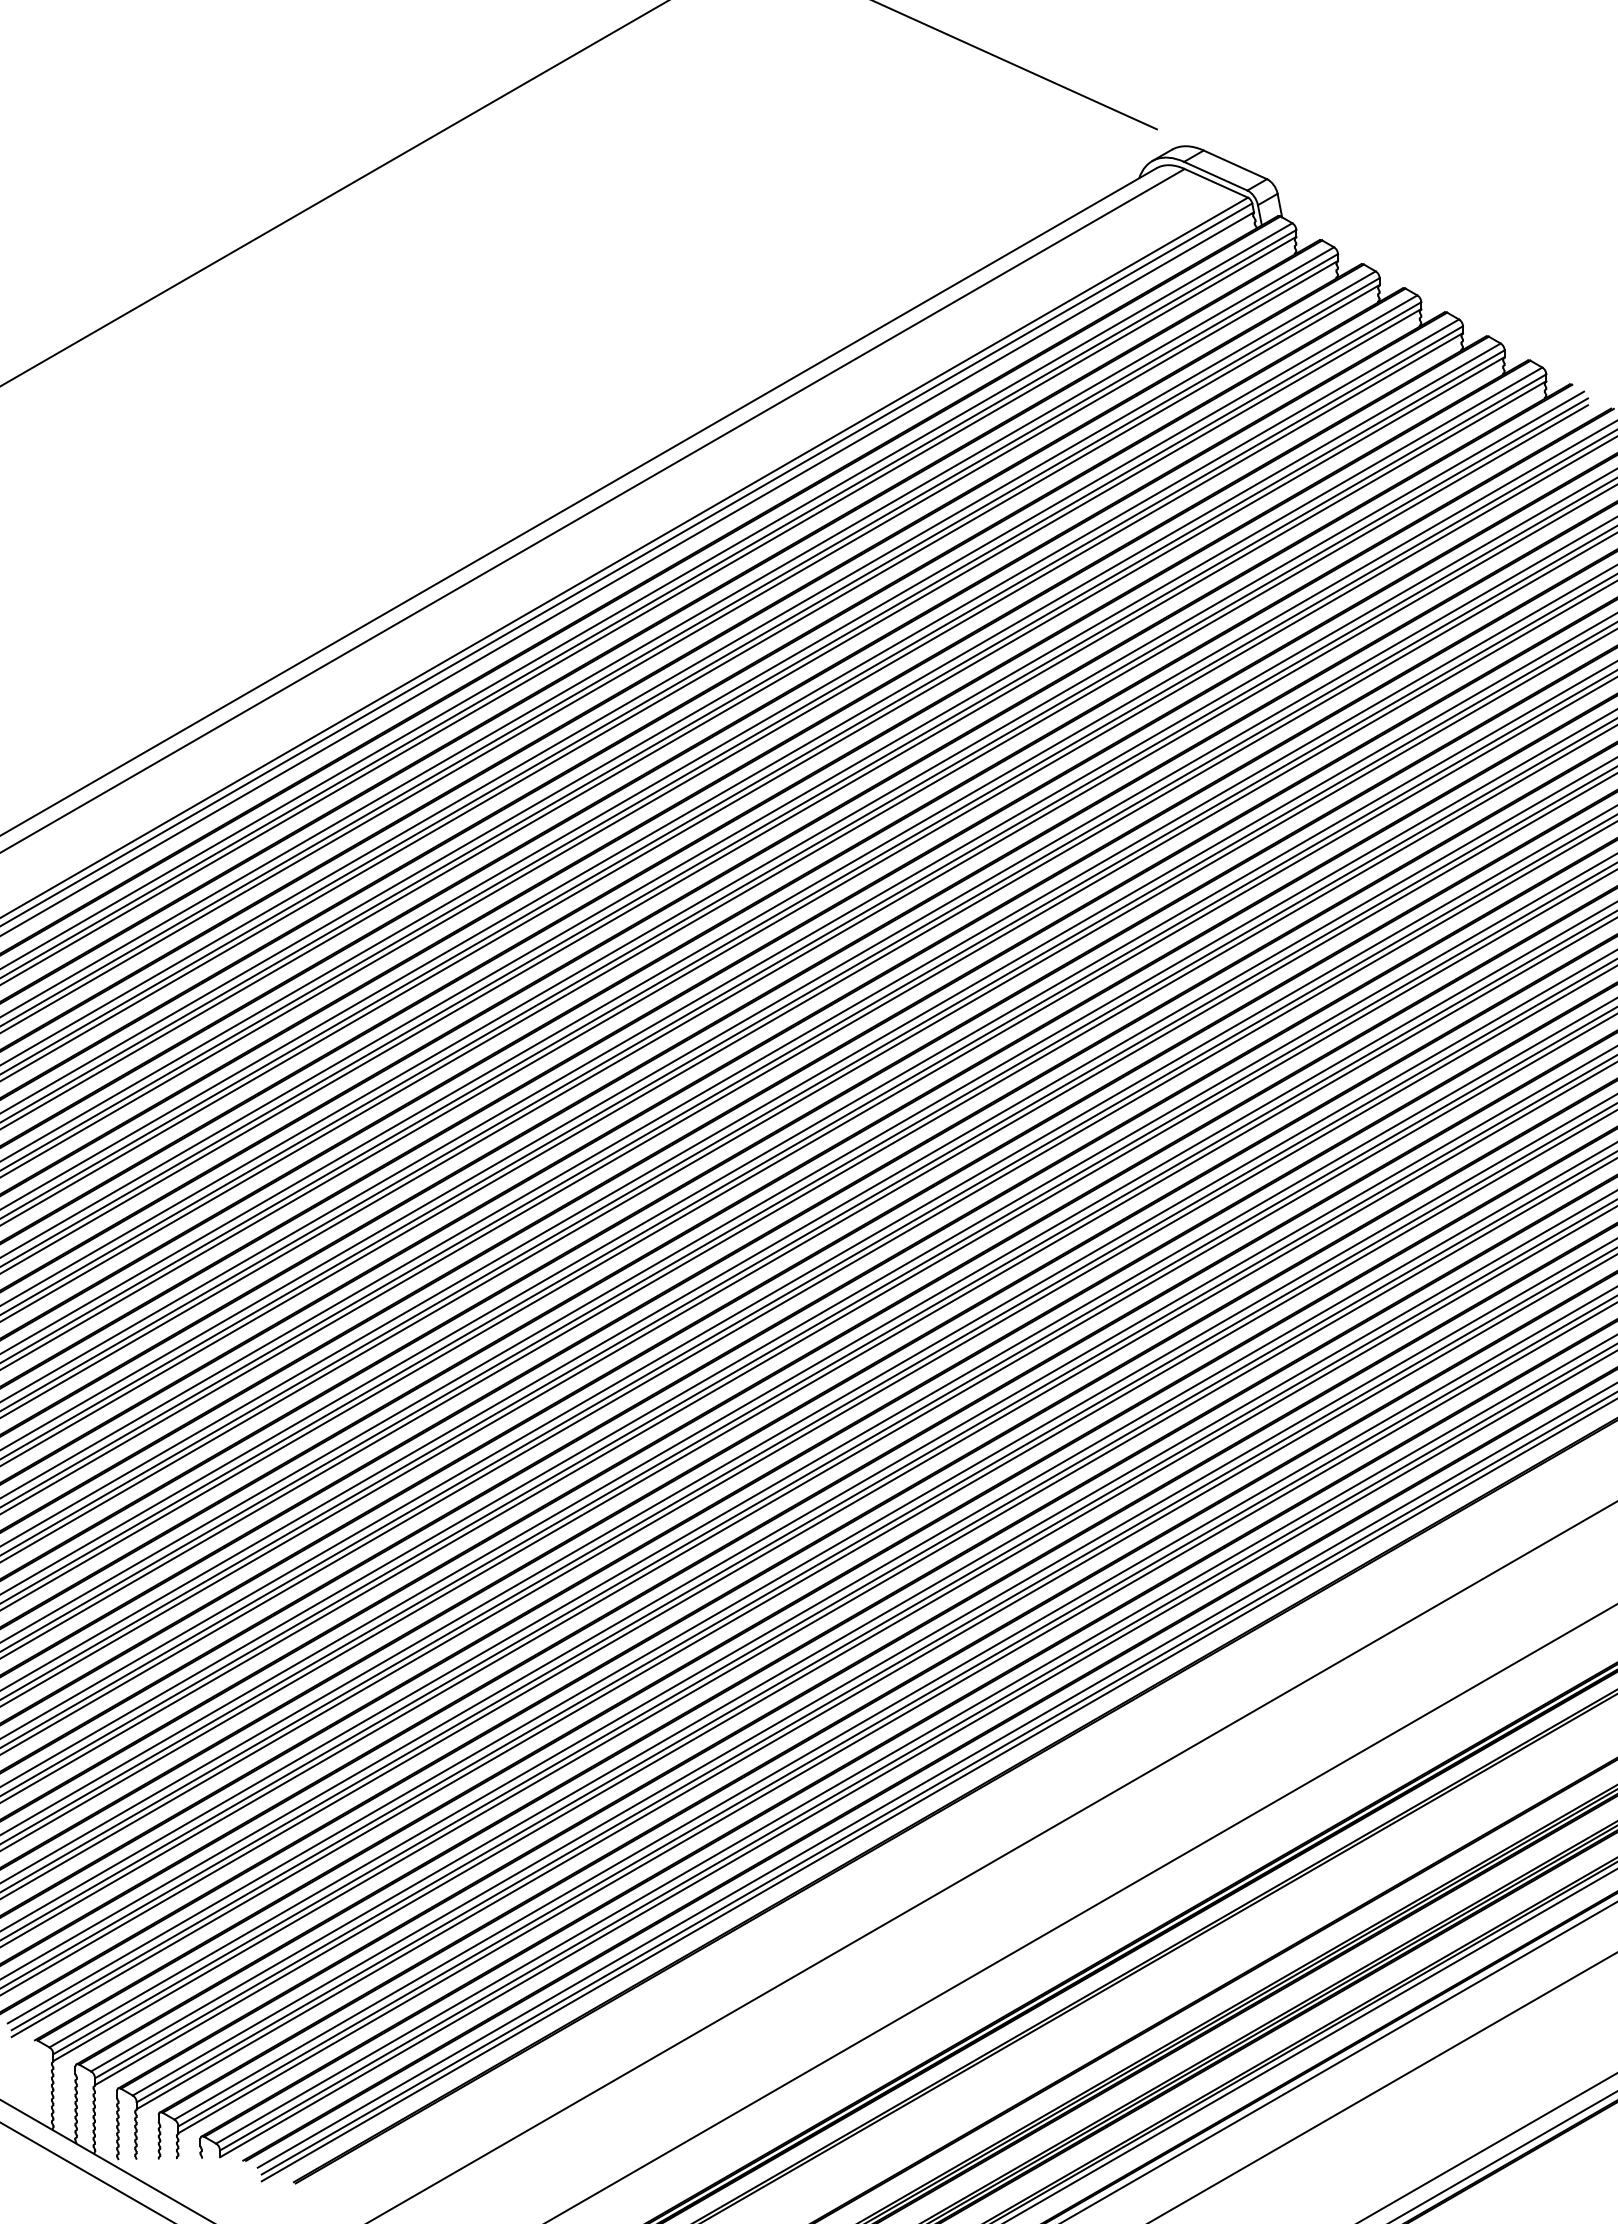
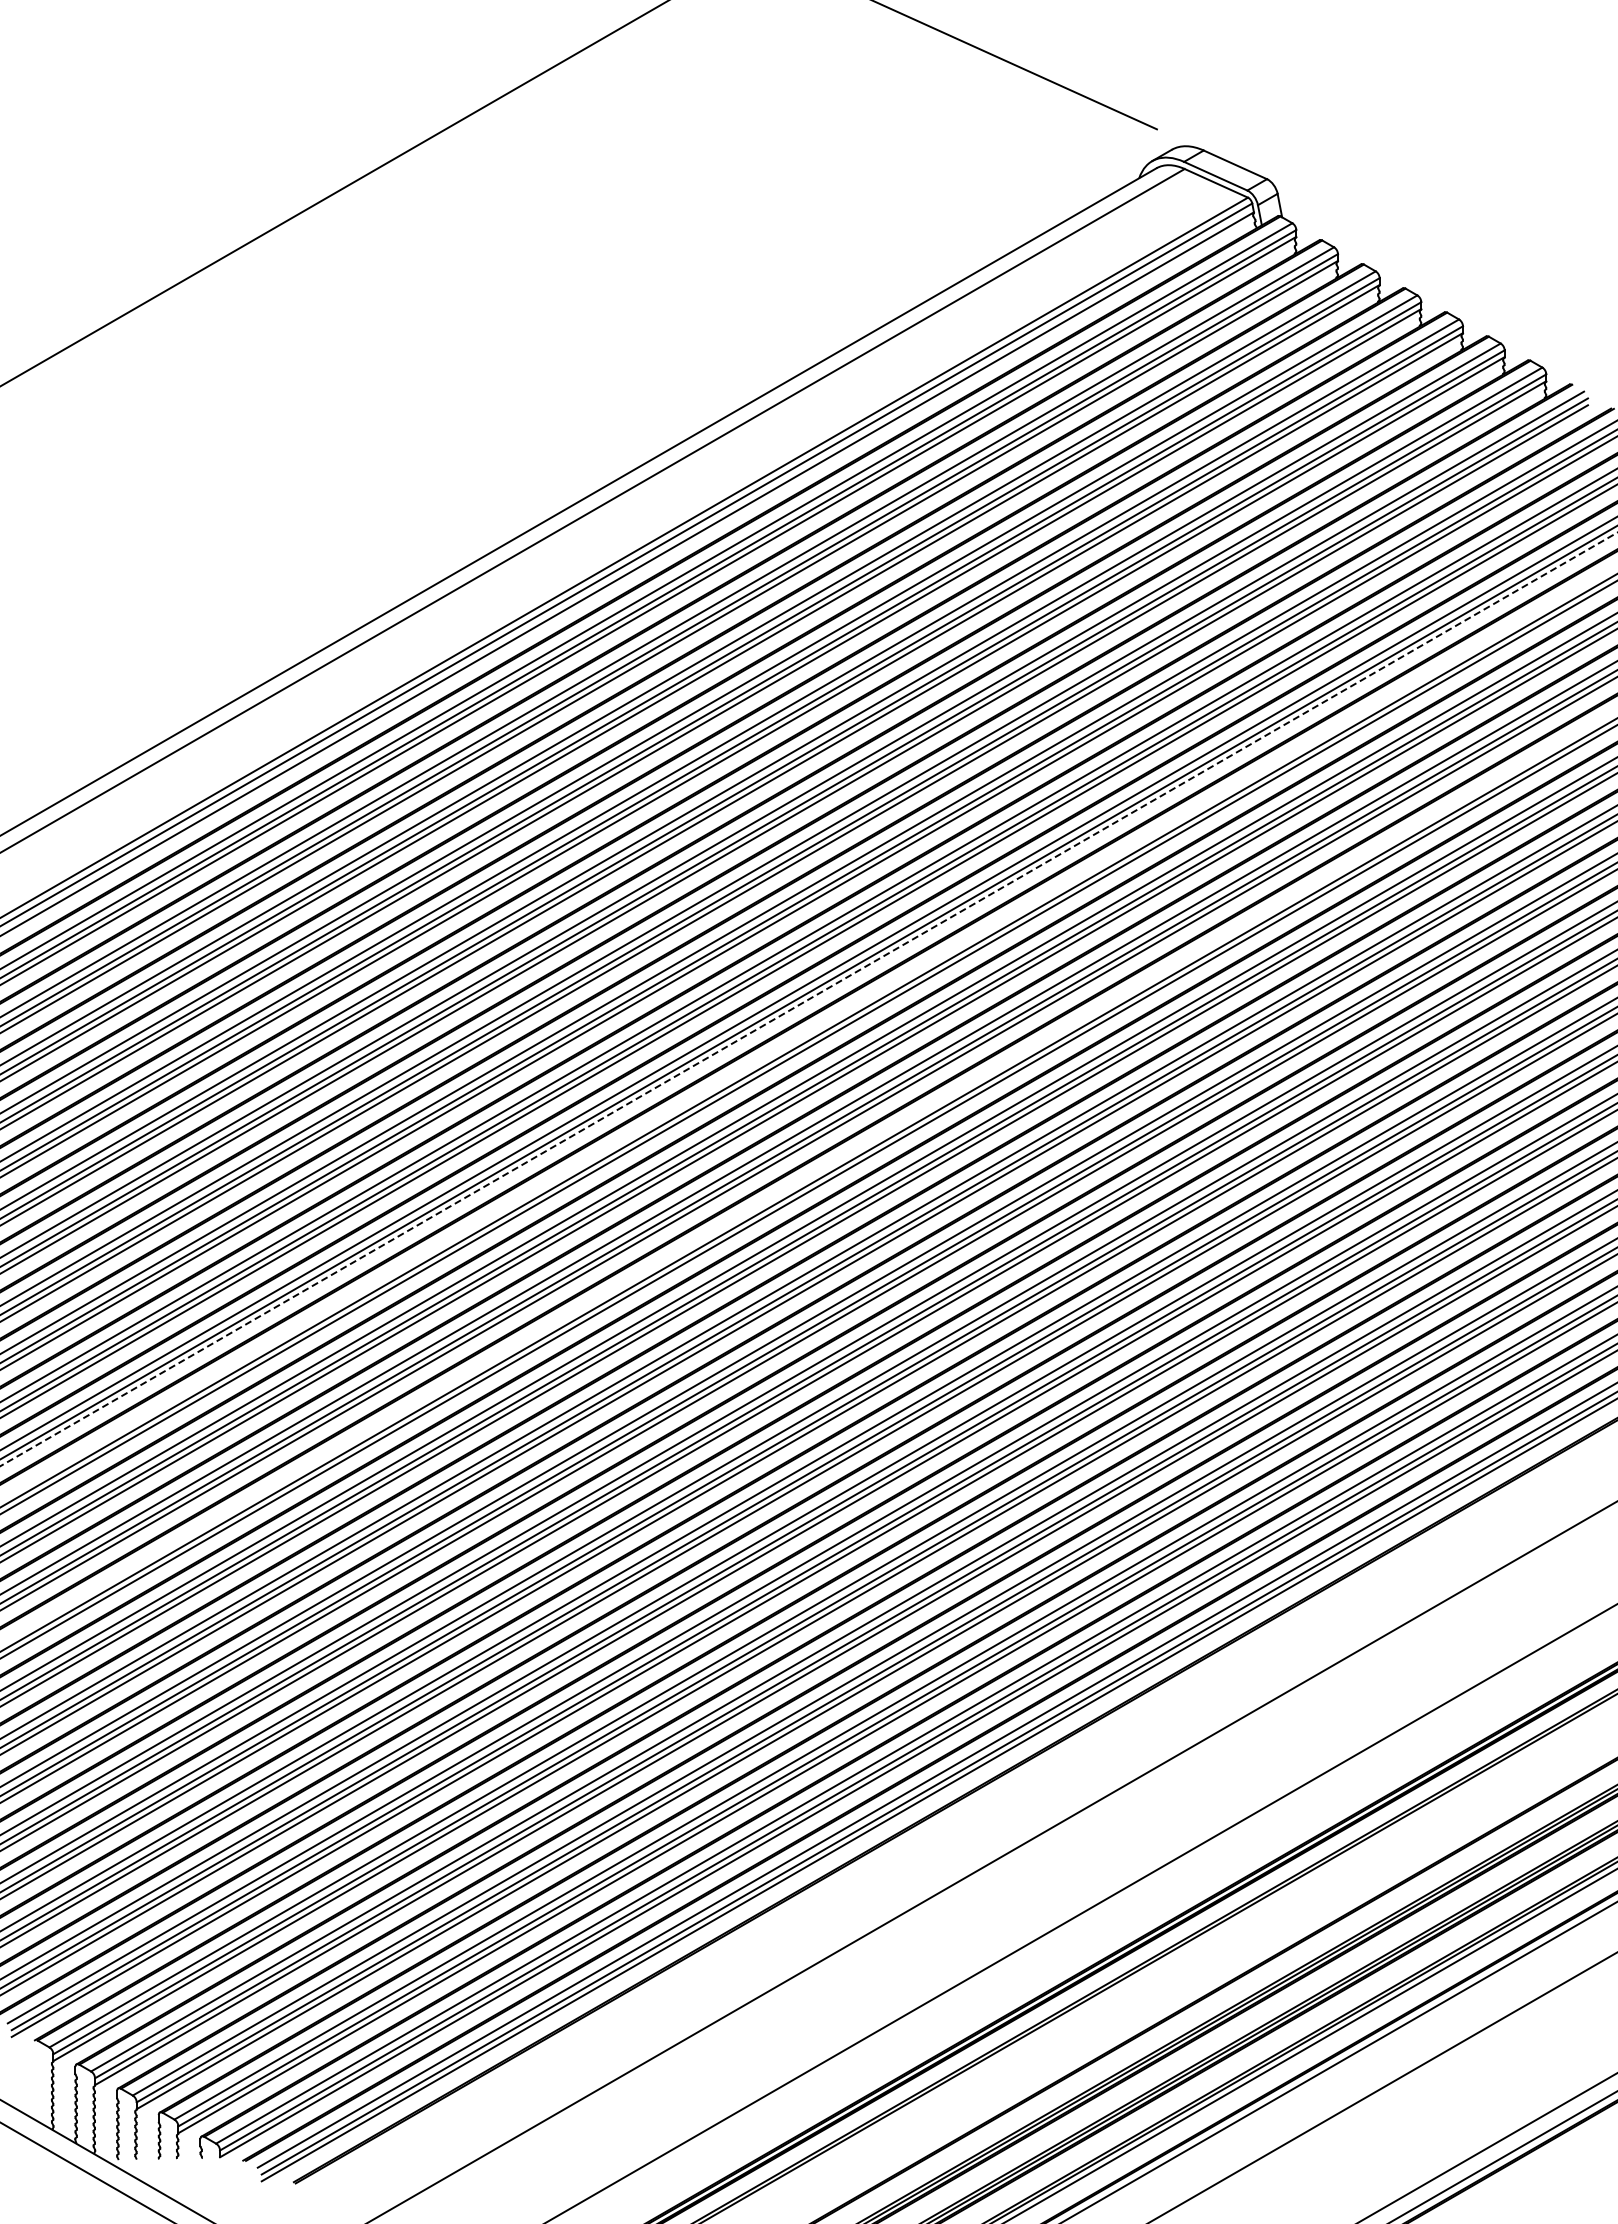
line: solid -> dashed (808, 999)
line: present -> none (808, 1031)
line: present -> none (808, 1175)
